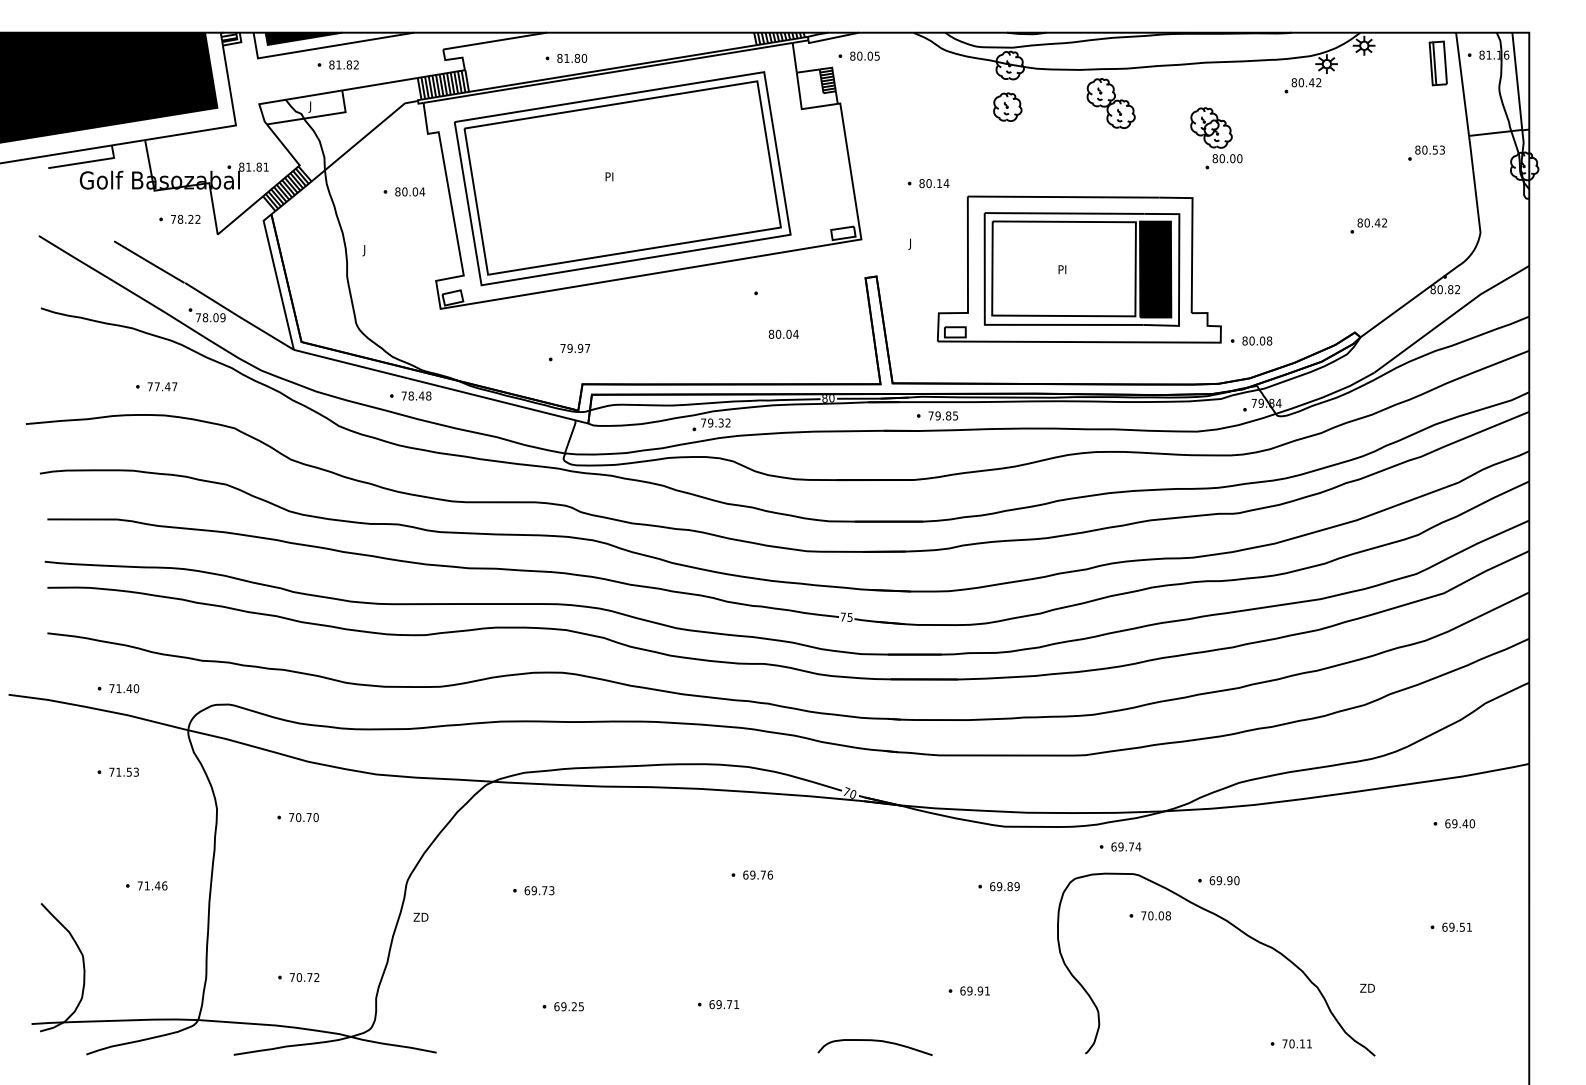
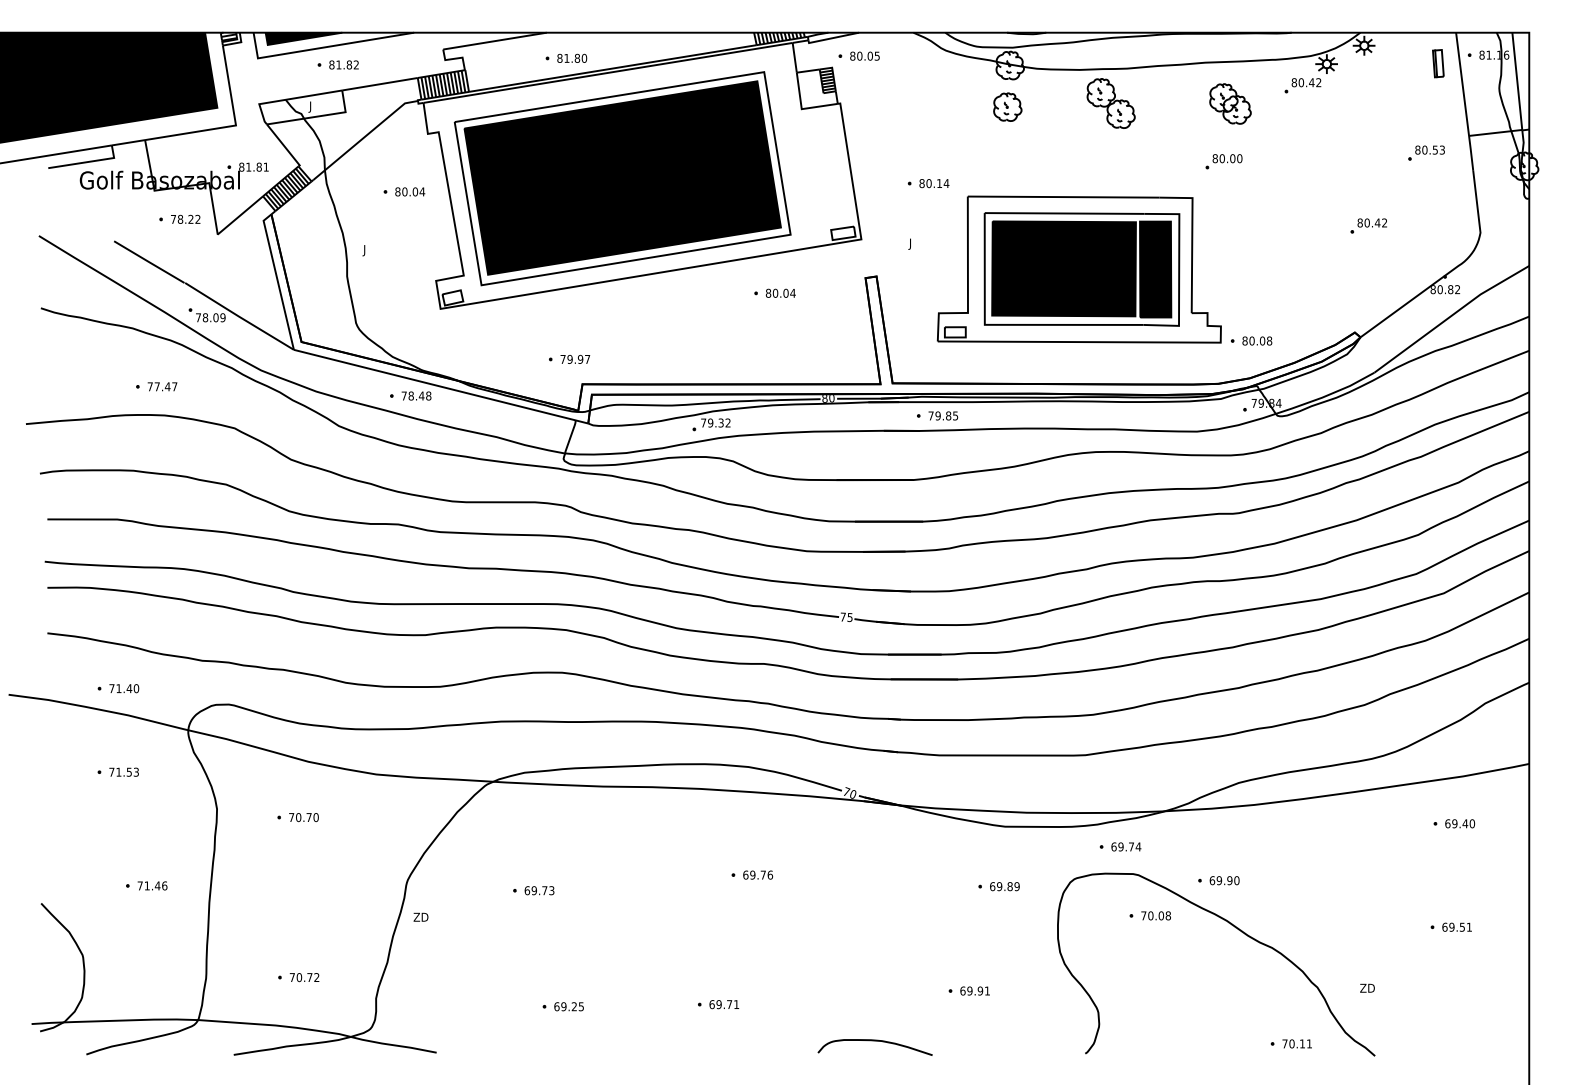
part size: 20x47 px -> 13x30 px (1438, 63)
part position: (1211, 127) -> (1230, 103) (1230, 103)
fill: none -> present (622, 177)
fill: none -> present (1063, 268)
text position: (783, 333) -> (780, 292) (780, 292)
text position: (575, 347) -> (575, 358) (575, 358)
